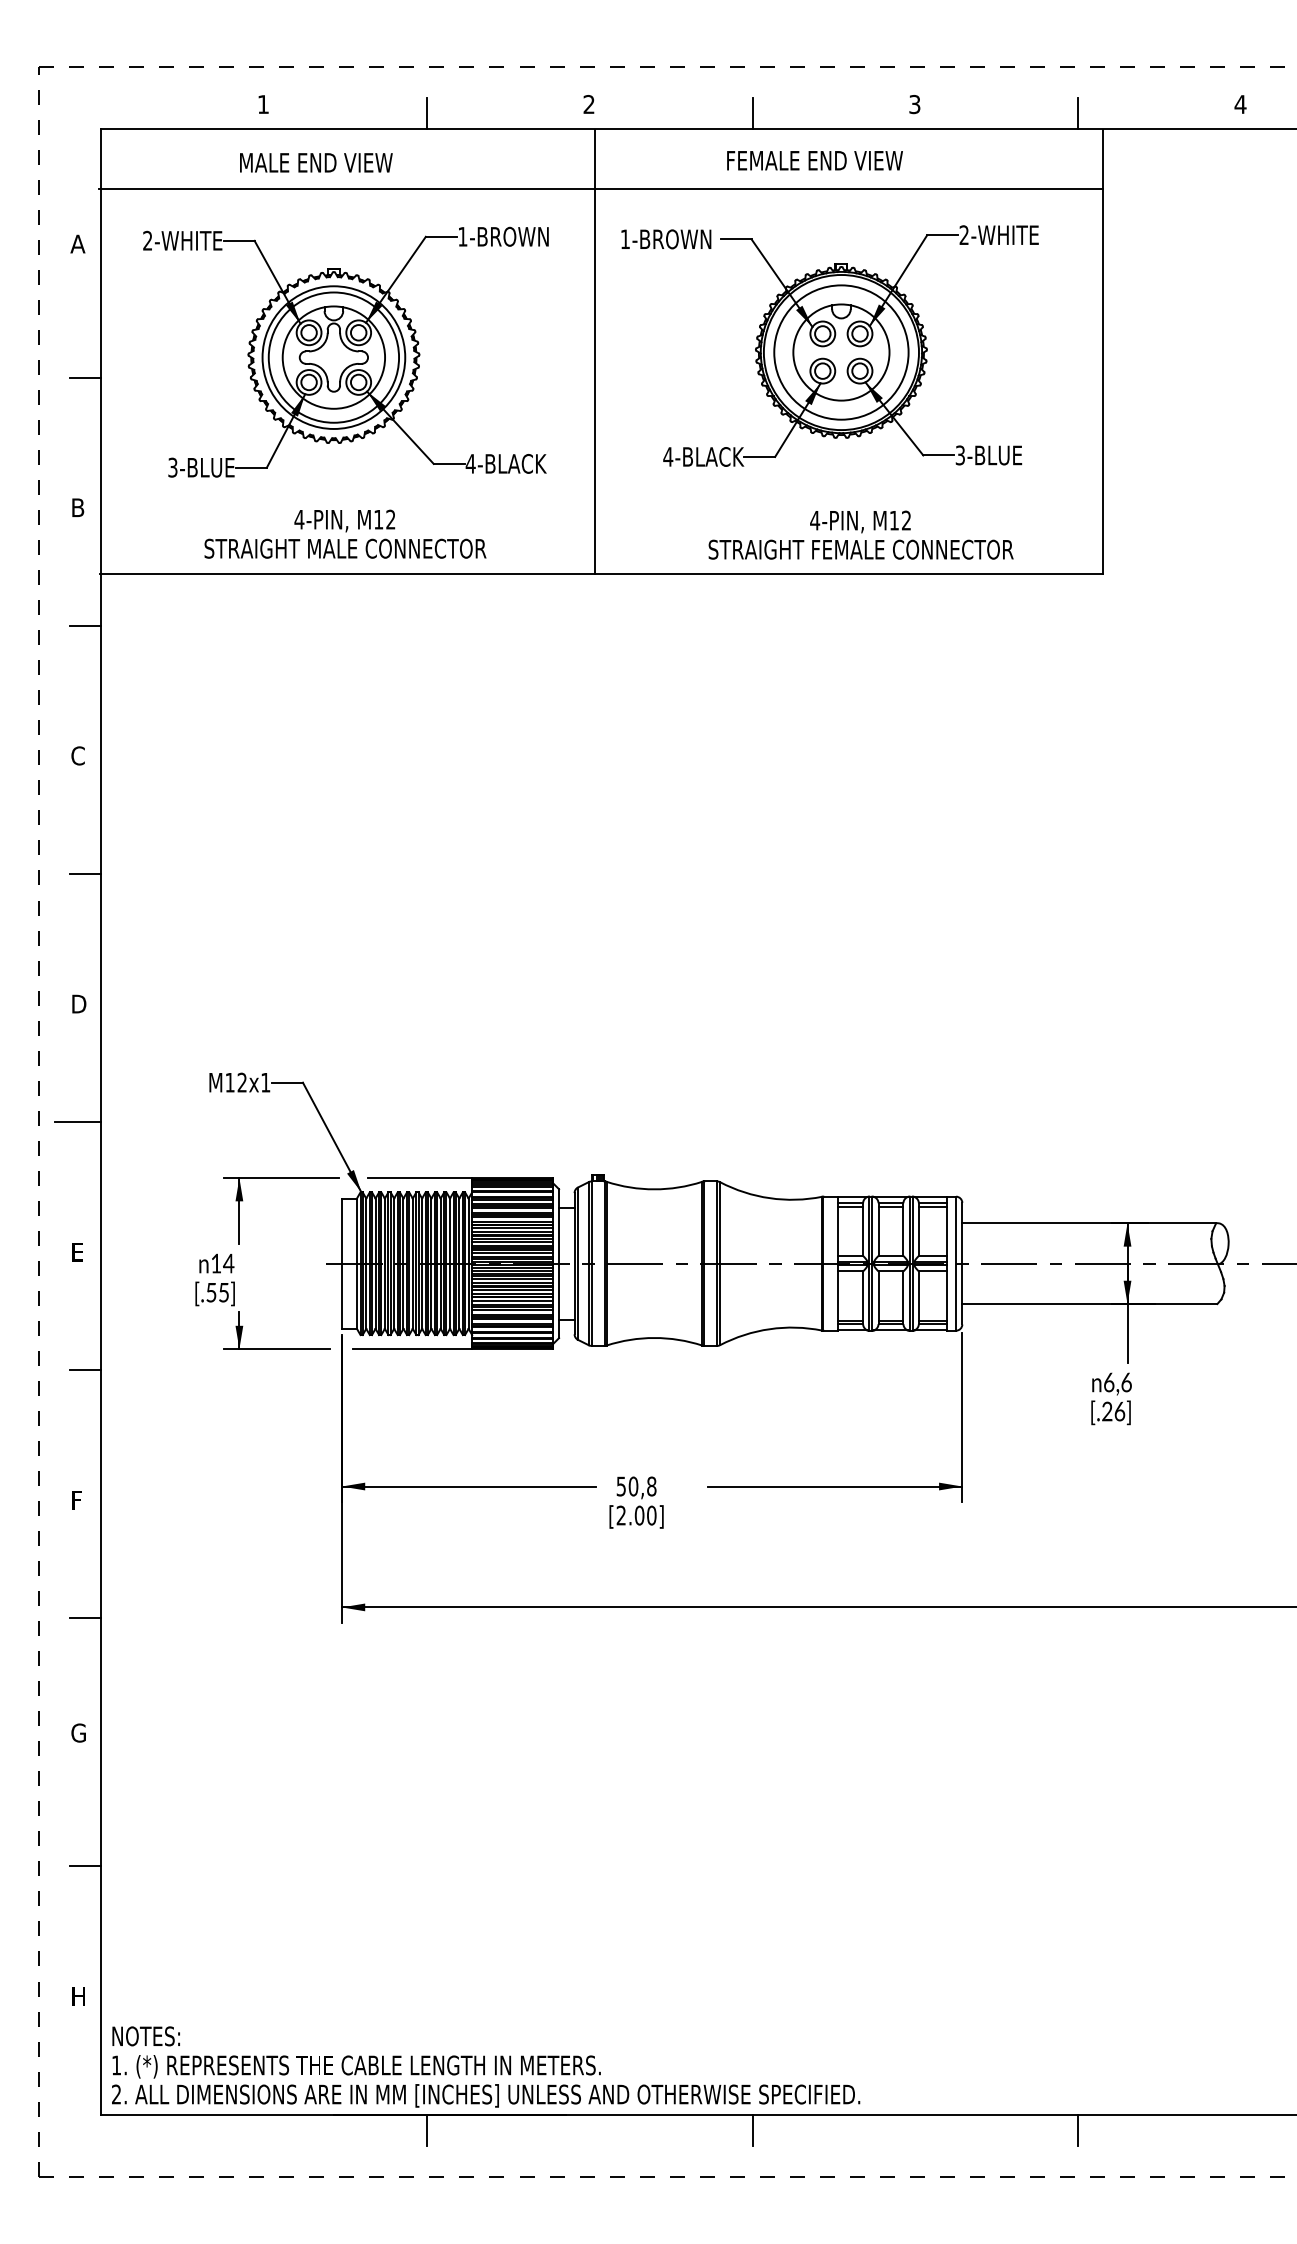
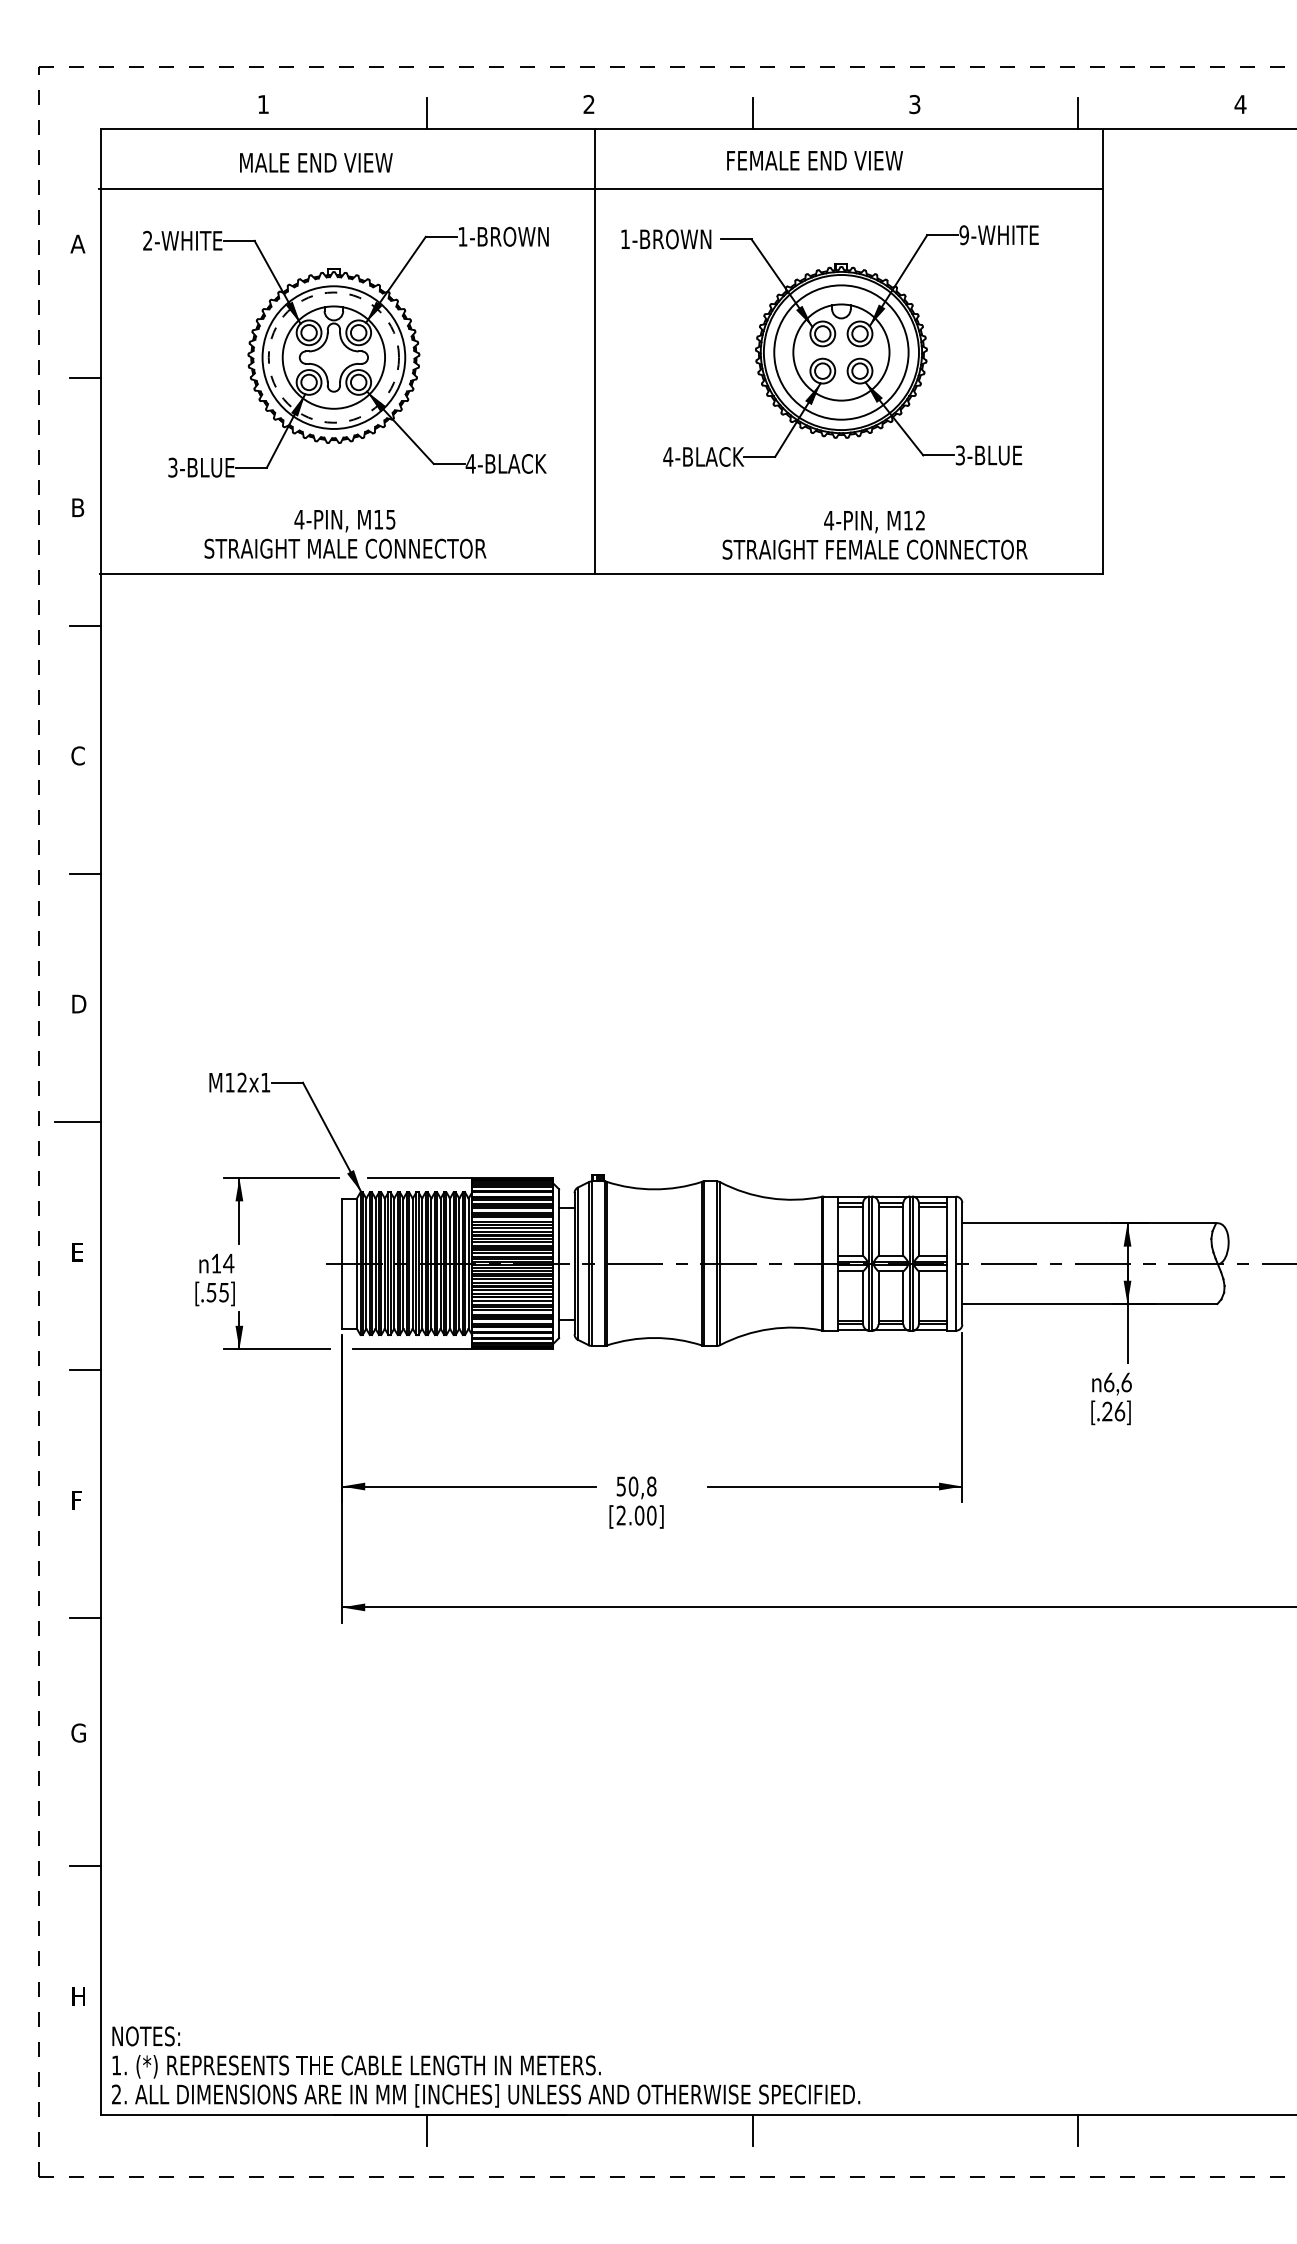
text: 2-WHITE -> 9-WHITE (963, 235)
circle: solid -> dashed (333, 357)
text: M12 -> M15 (390, 519)
text position: (860, 534) -> (874, 534) (874, 534)
